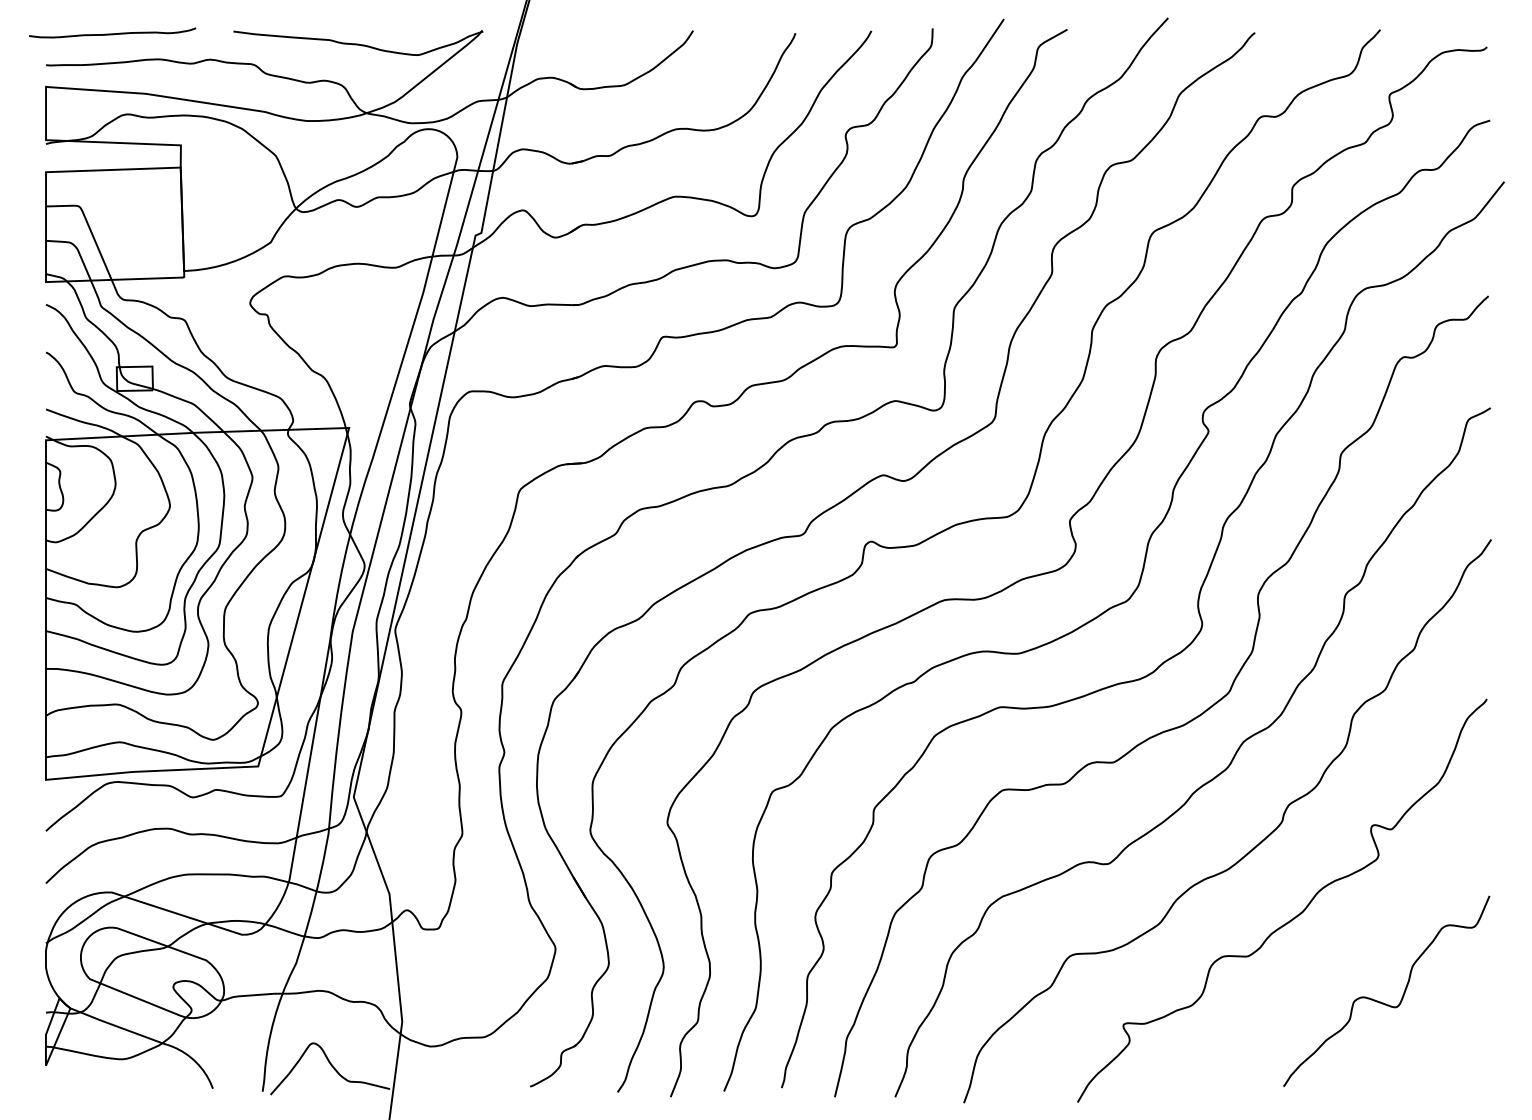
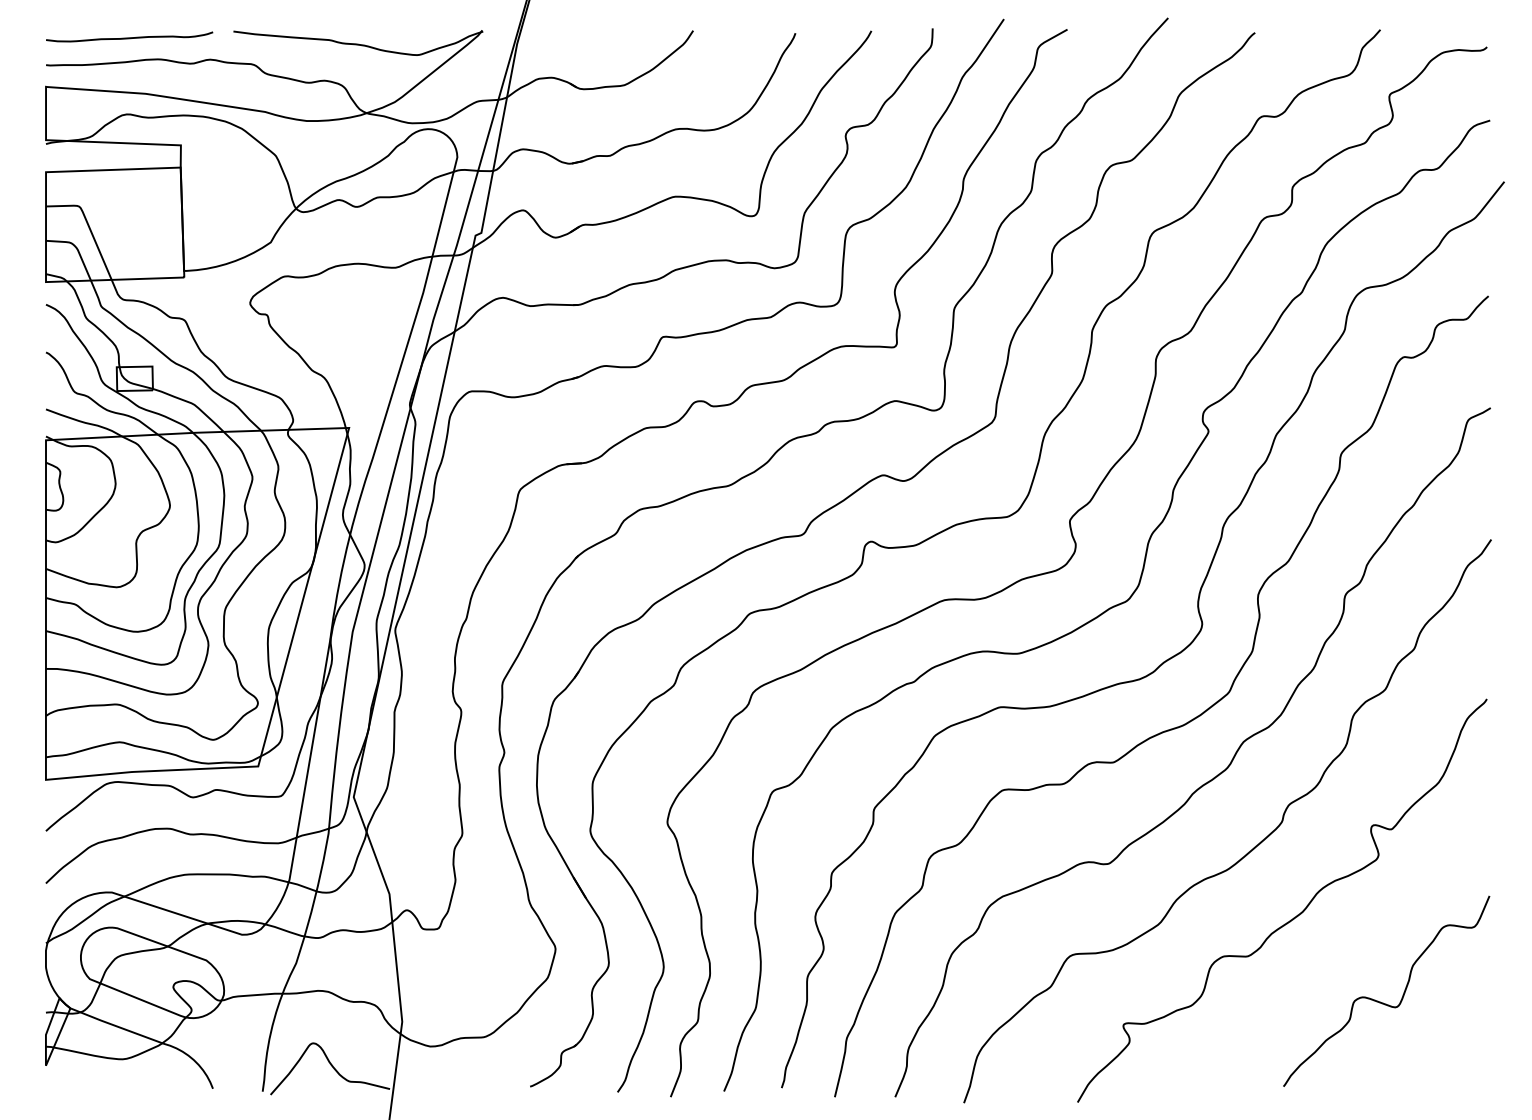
curve position: (112, 33) -> (129, 37) (129, 37)
